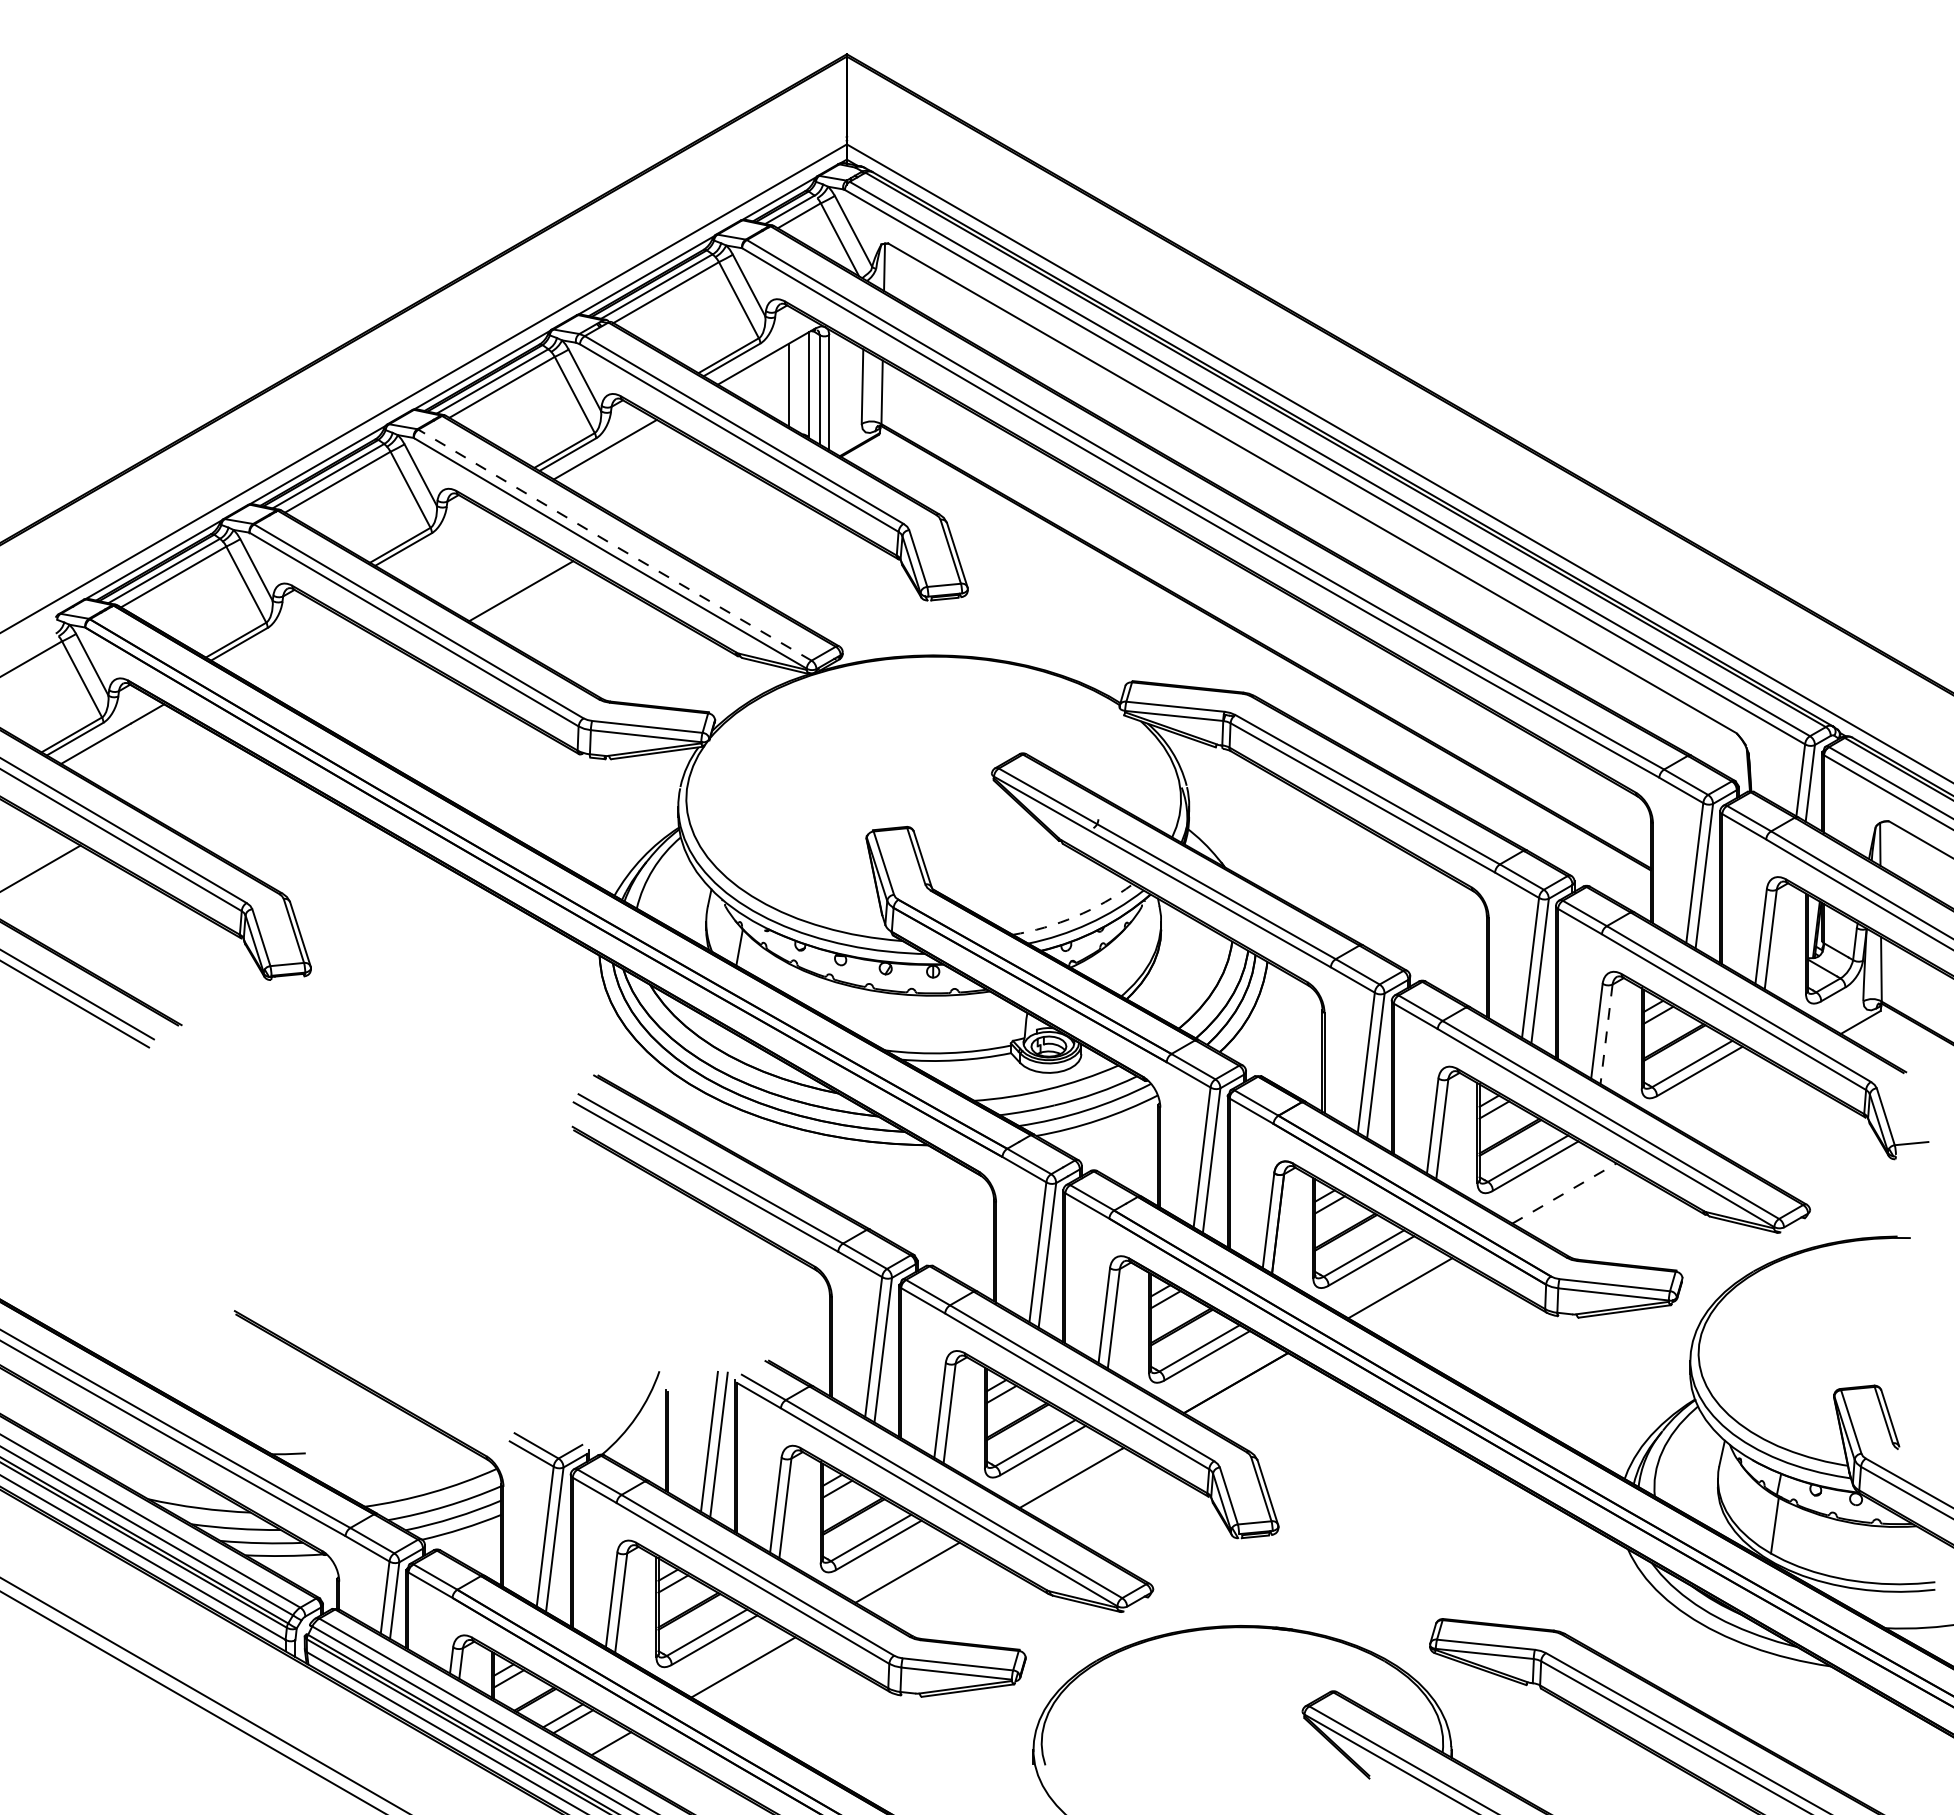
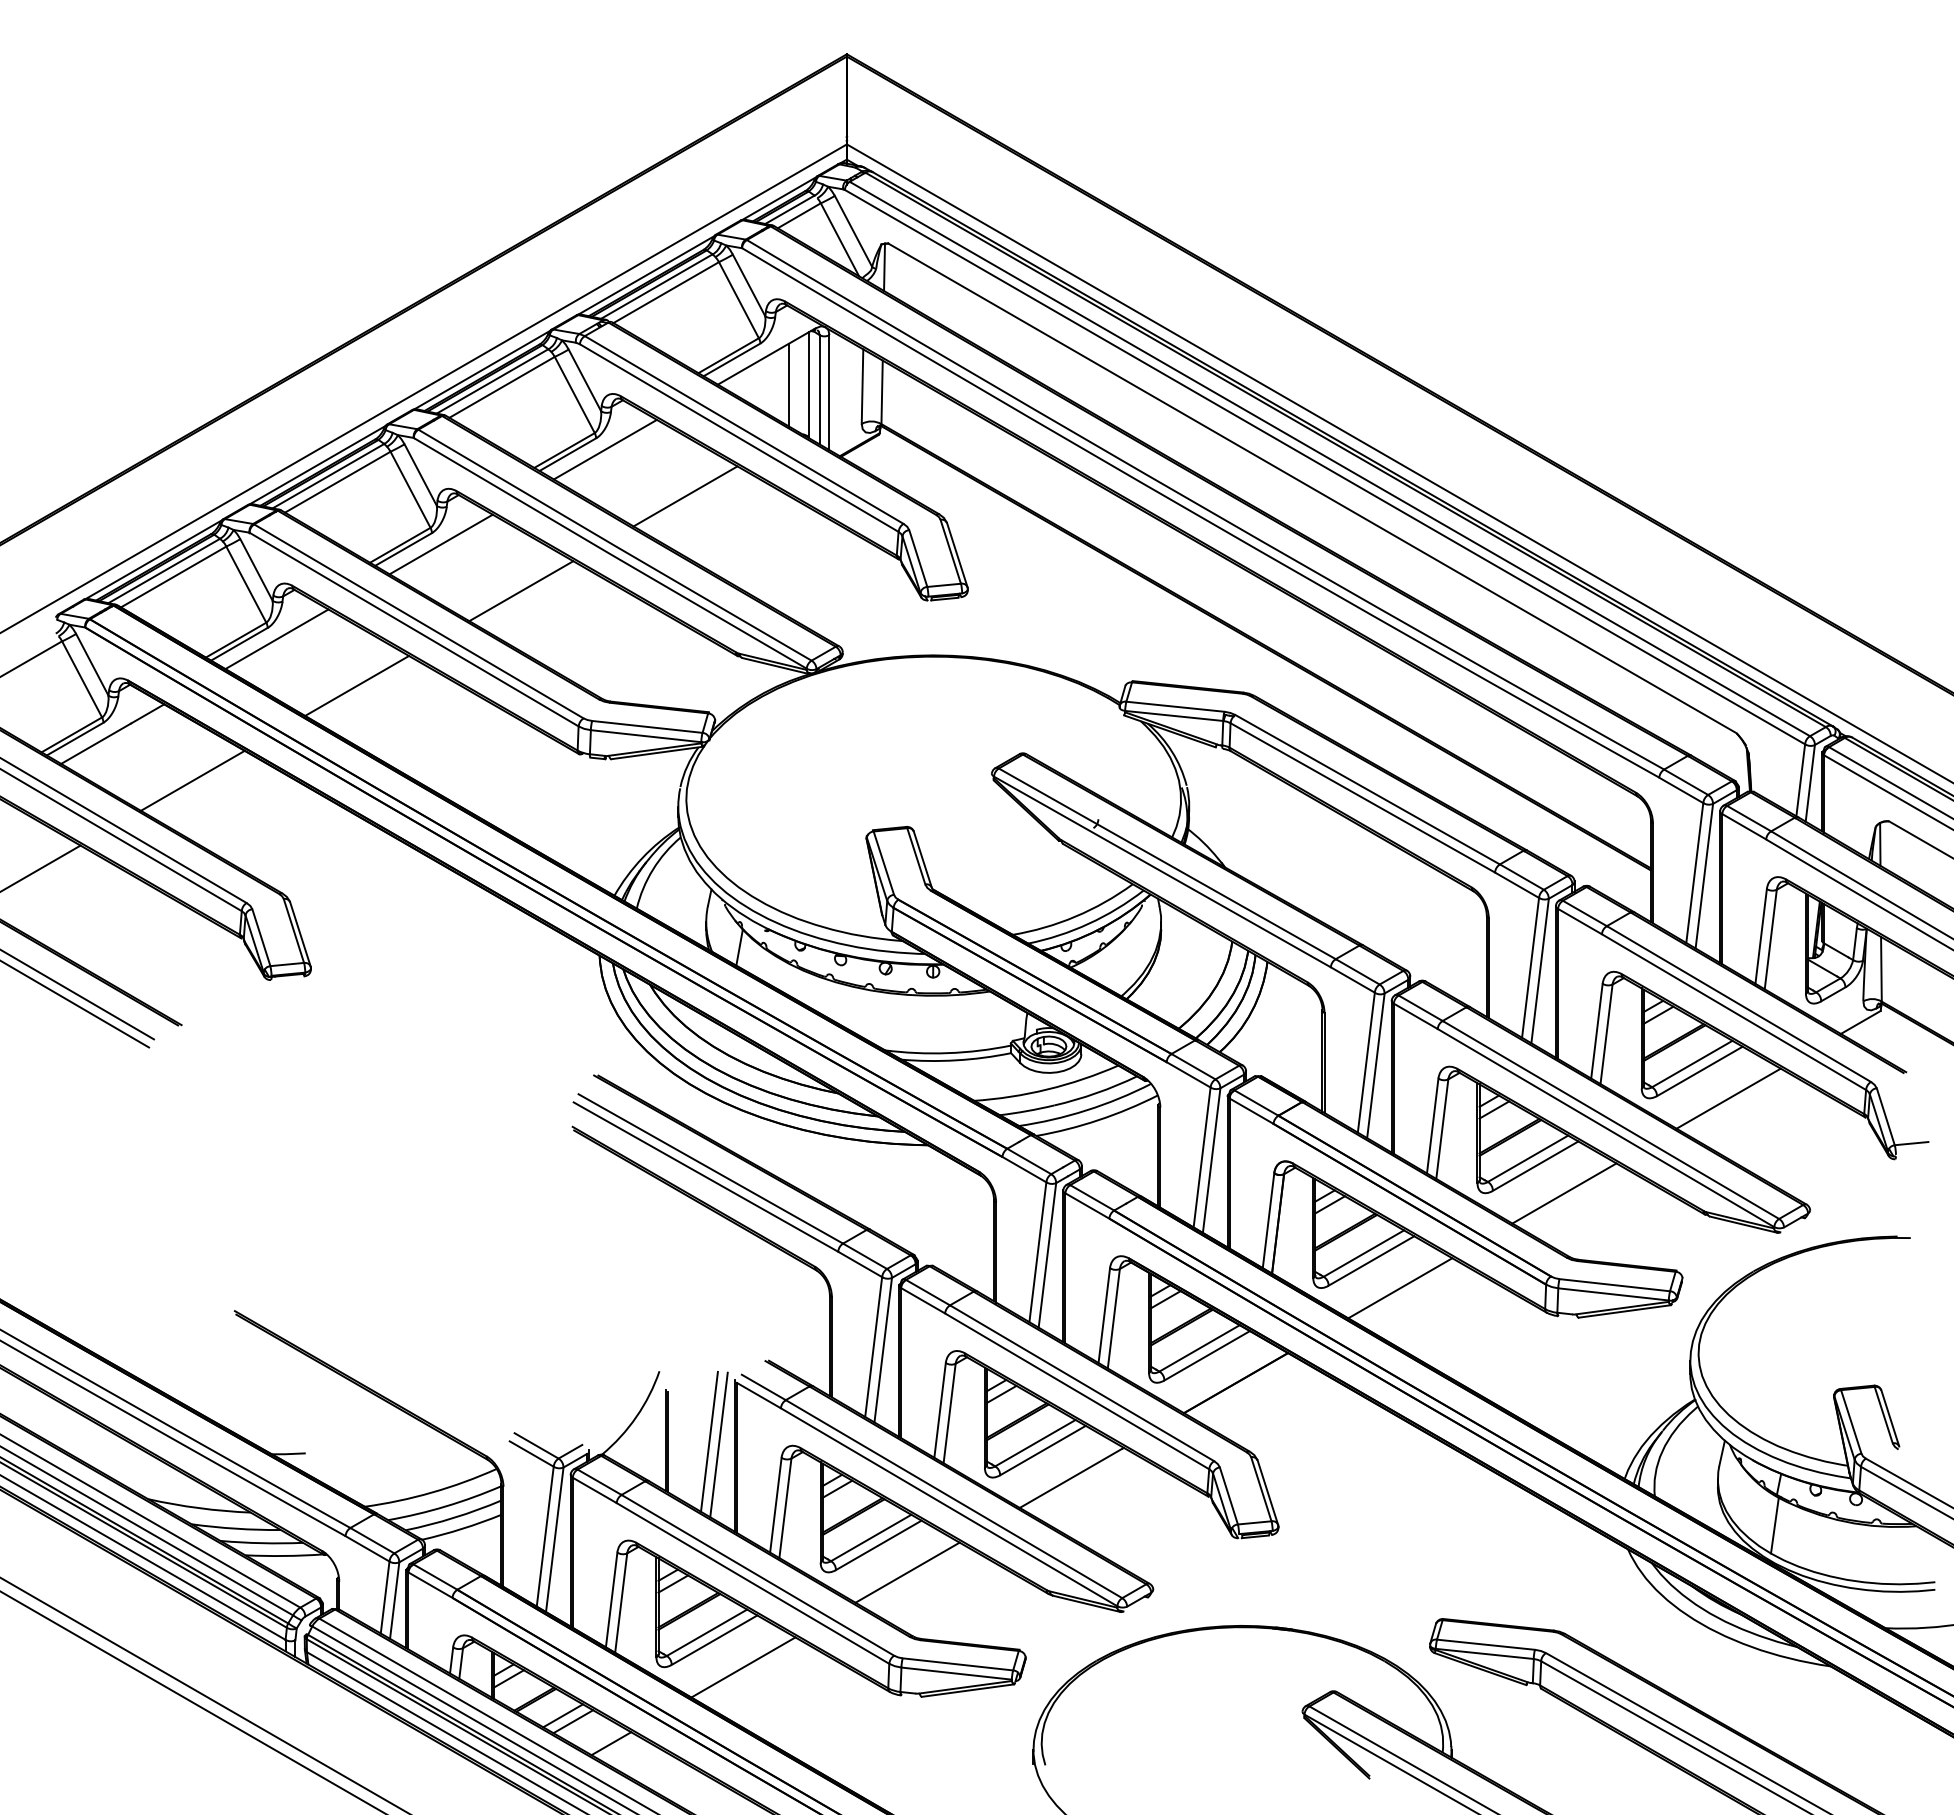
line: none -> present (685, 496)
line: none -> present (440, 544)
line: dashed -> solid (615, 546)
line: none -> present (276, 639)
line: none -> present (357, 685)
line: none -> present (192, 780)
arc: dashed -> solid (1075, 916)
line: dashed -> solid (1606, 1034)
line: none -> present (1728, 1098)
line: dashed -> solid (1564, 1193)
